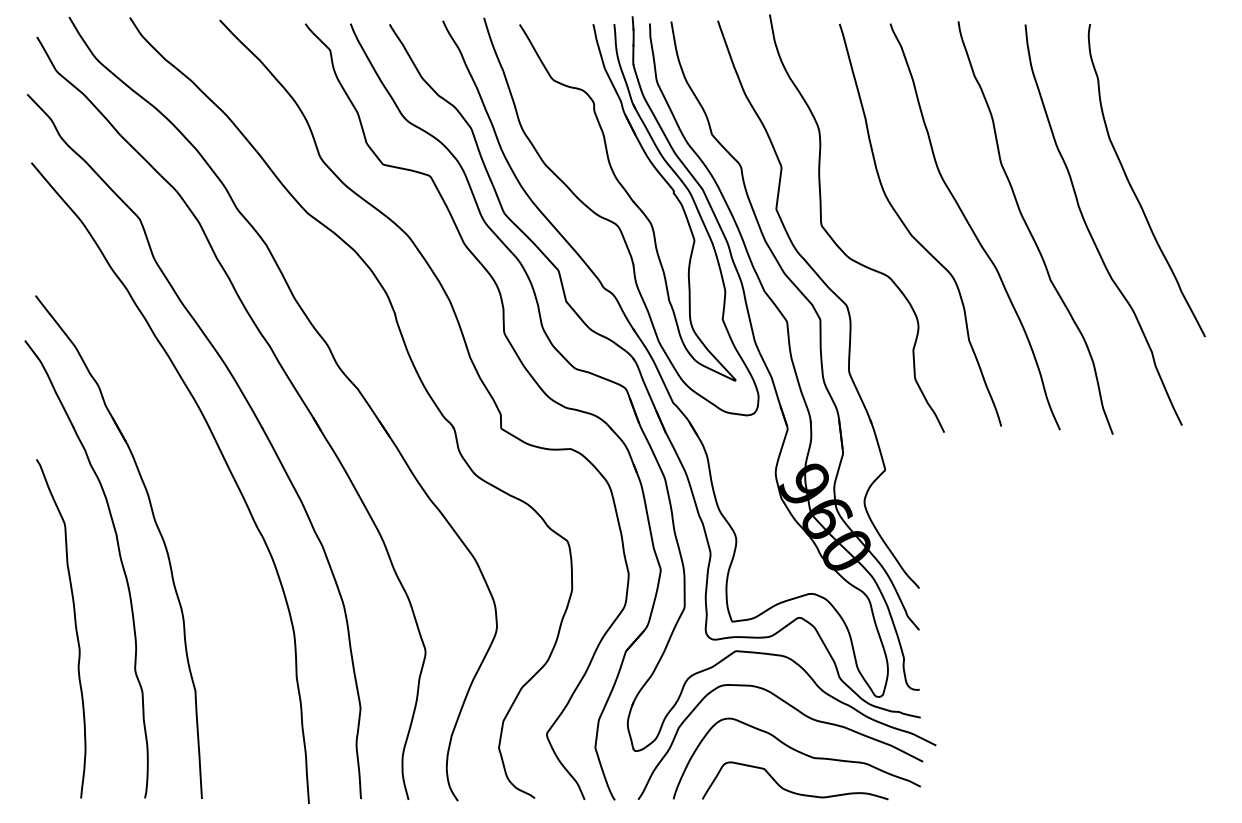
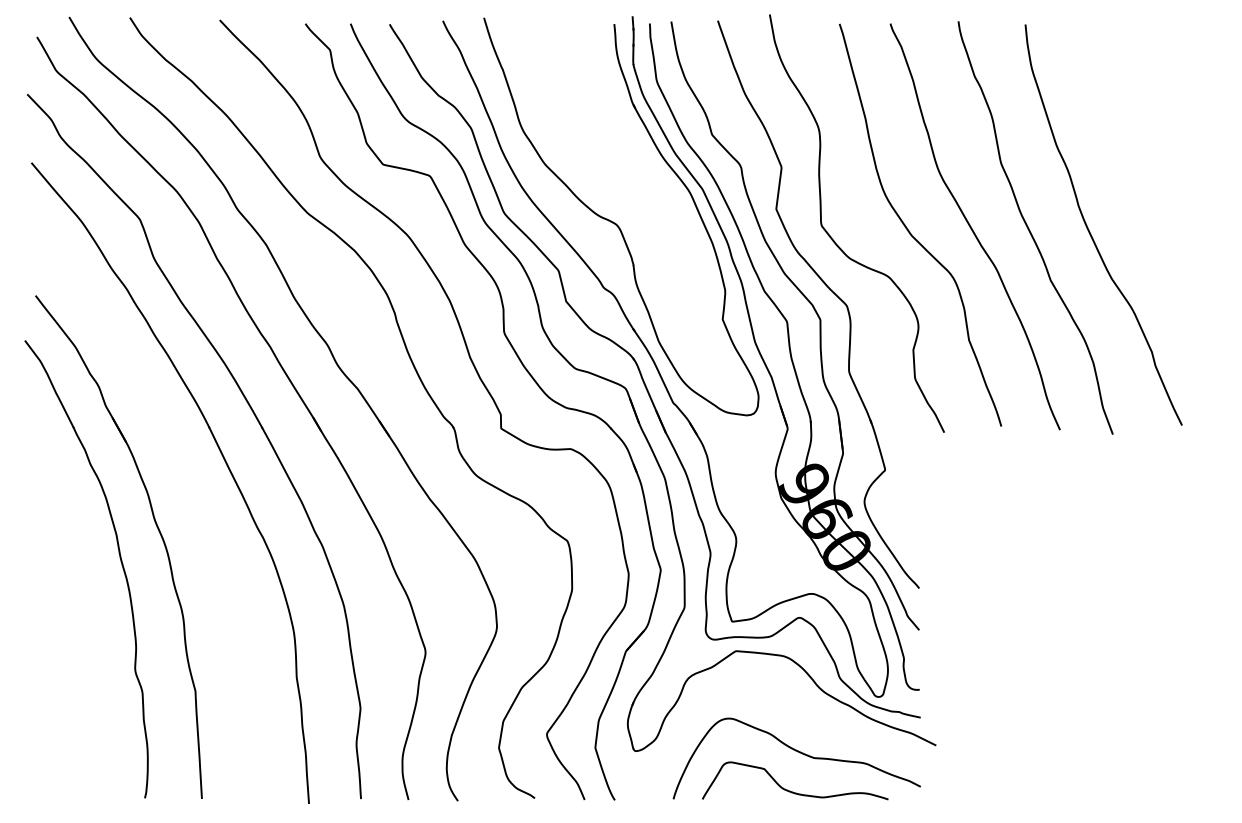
curve: present -> none (1132, 187)
part: present -> none (627, 202)
curve: present -> none (74, 624)
curve: present -> none (801, 714)
